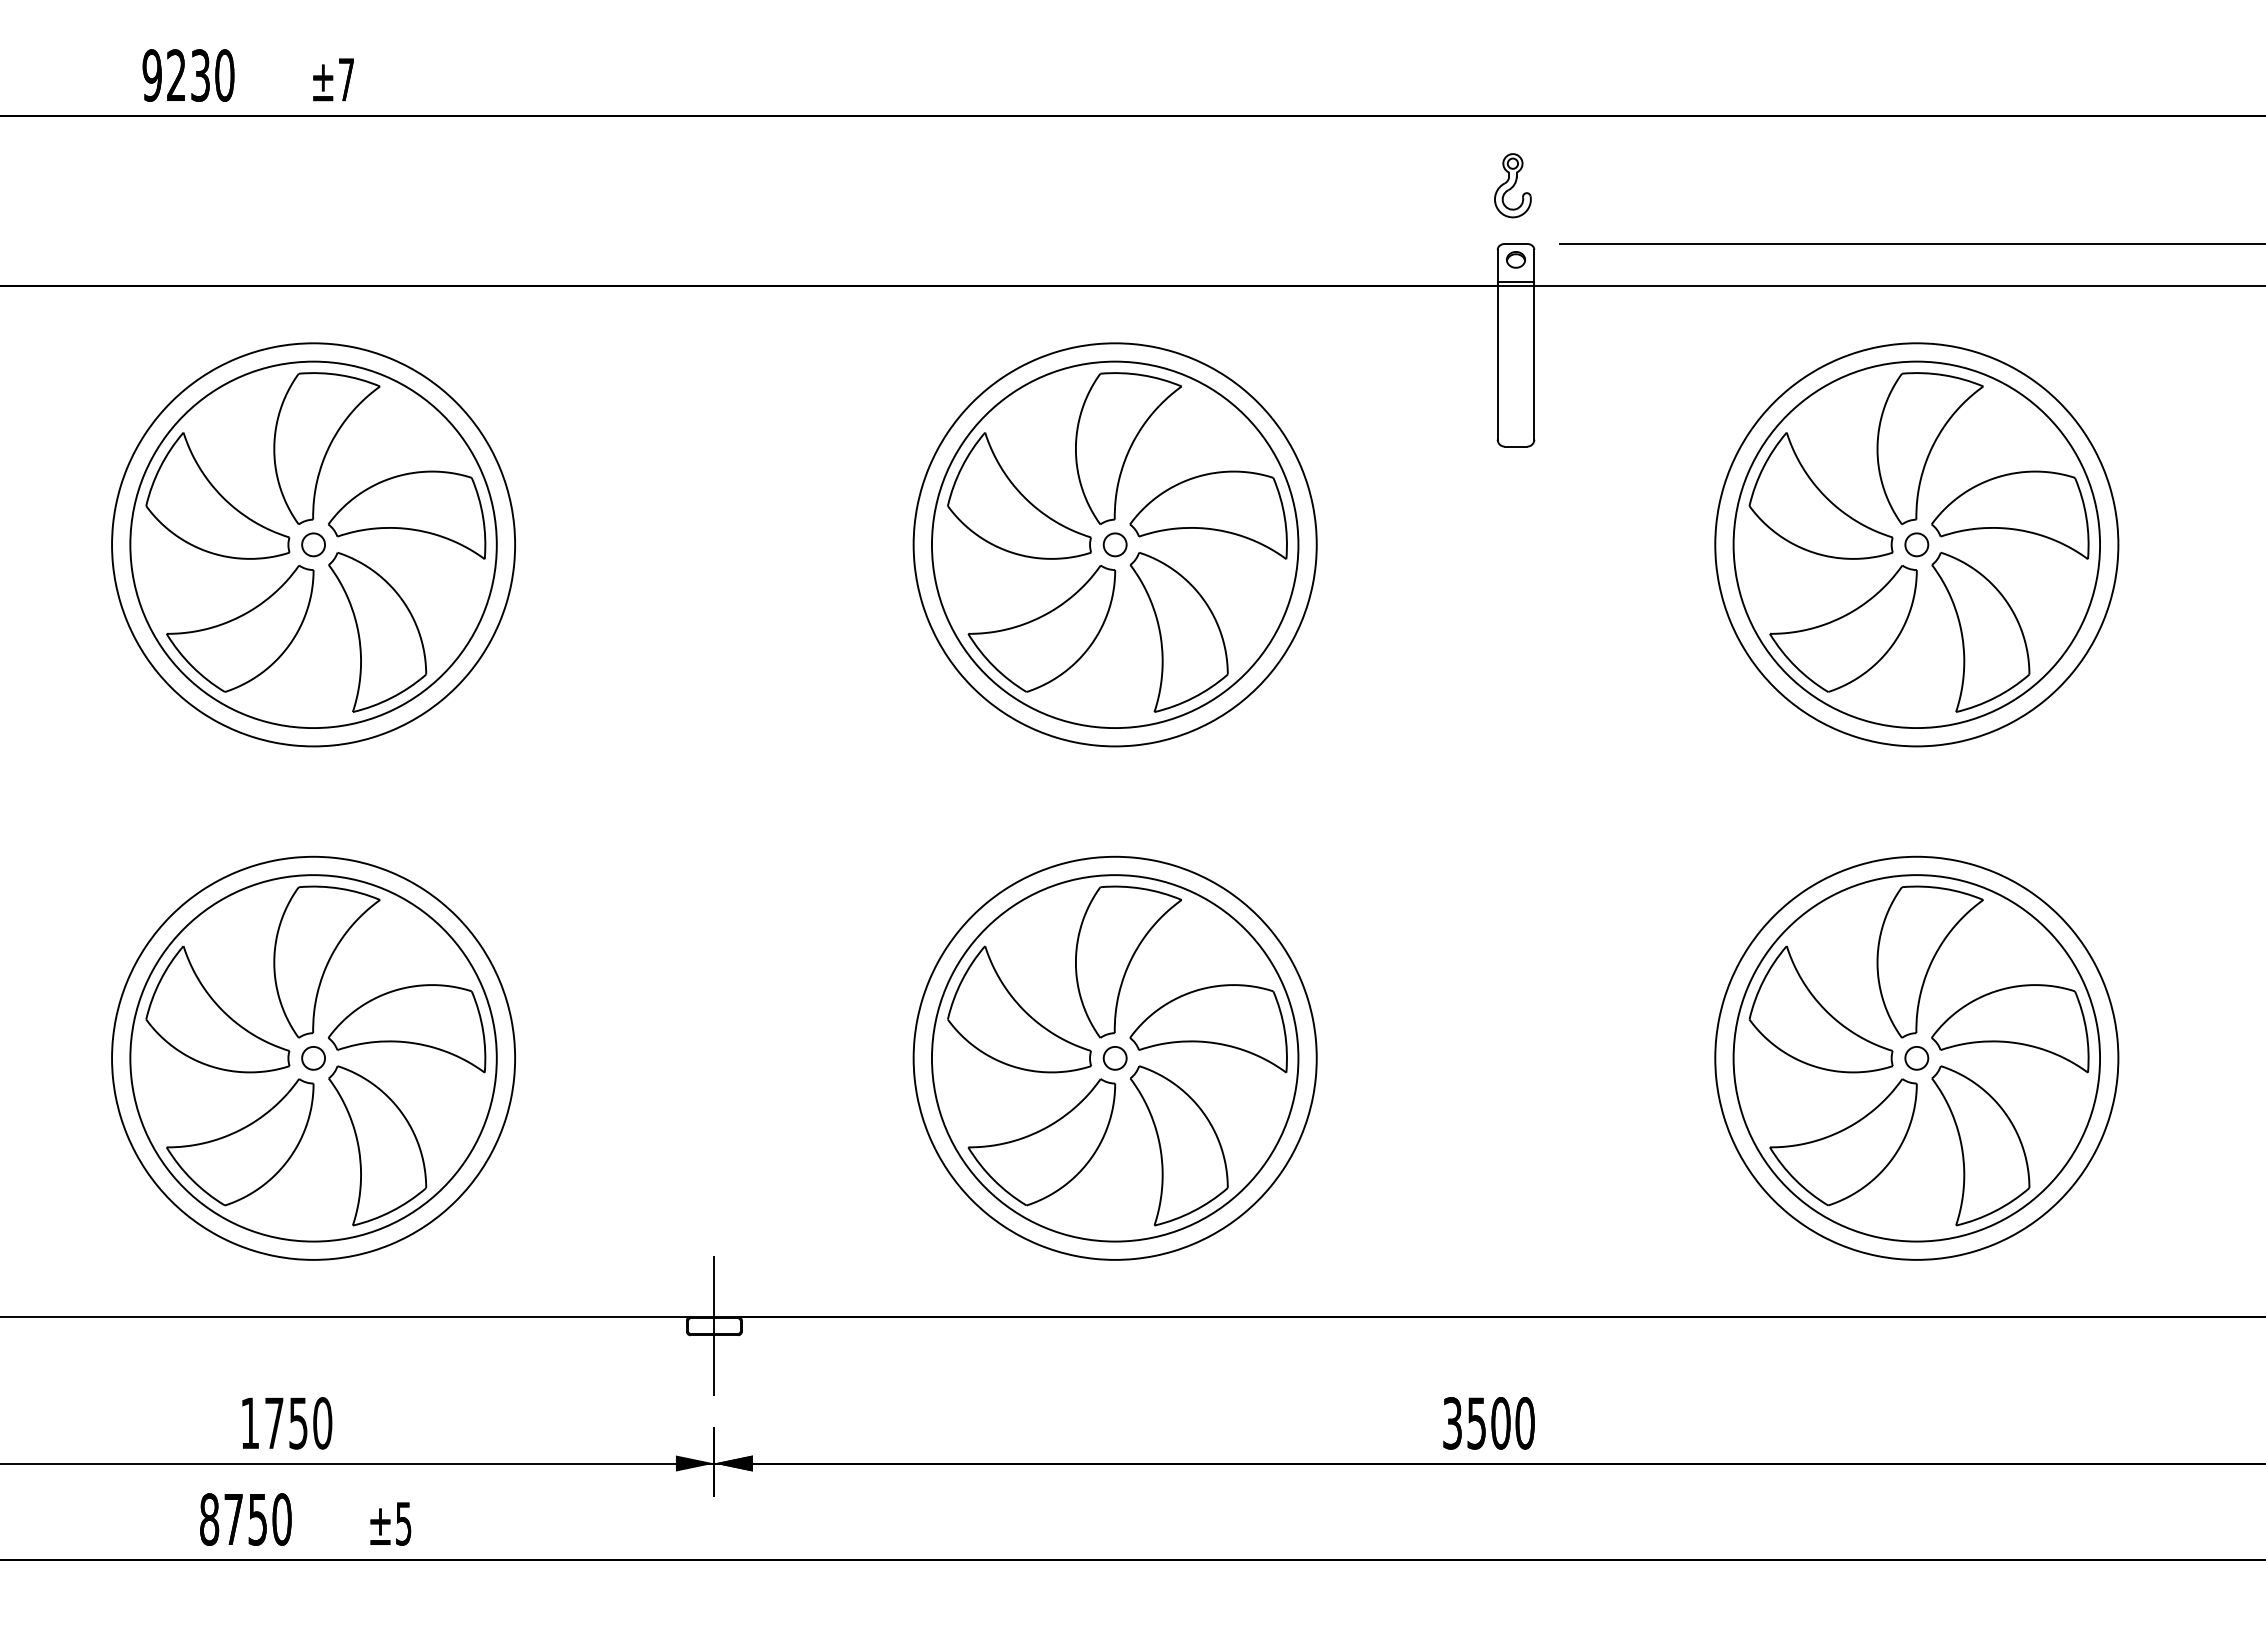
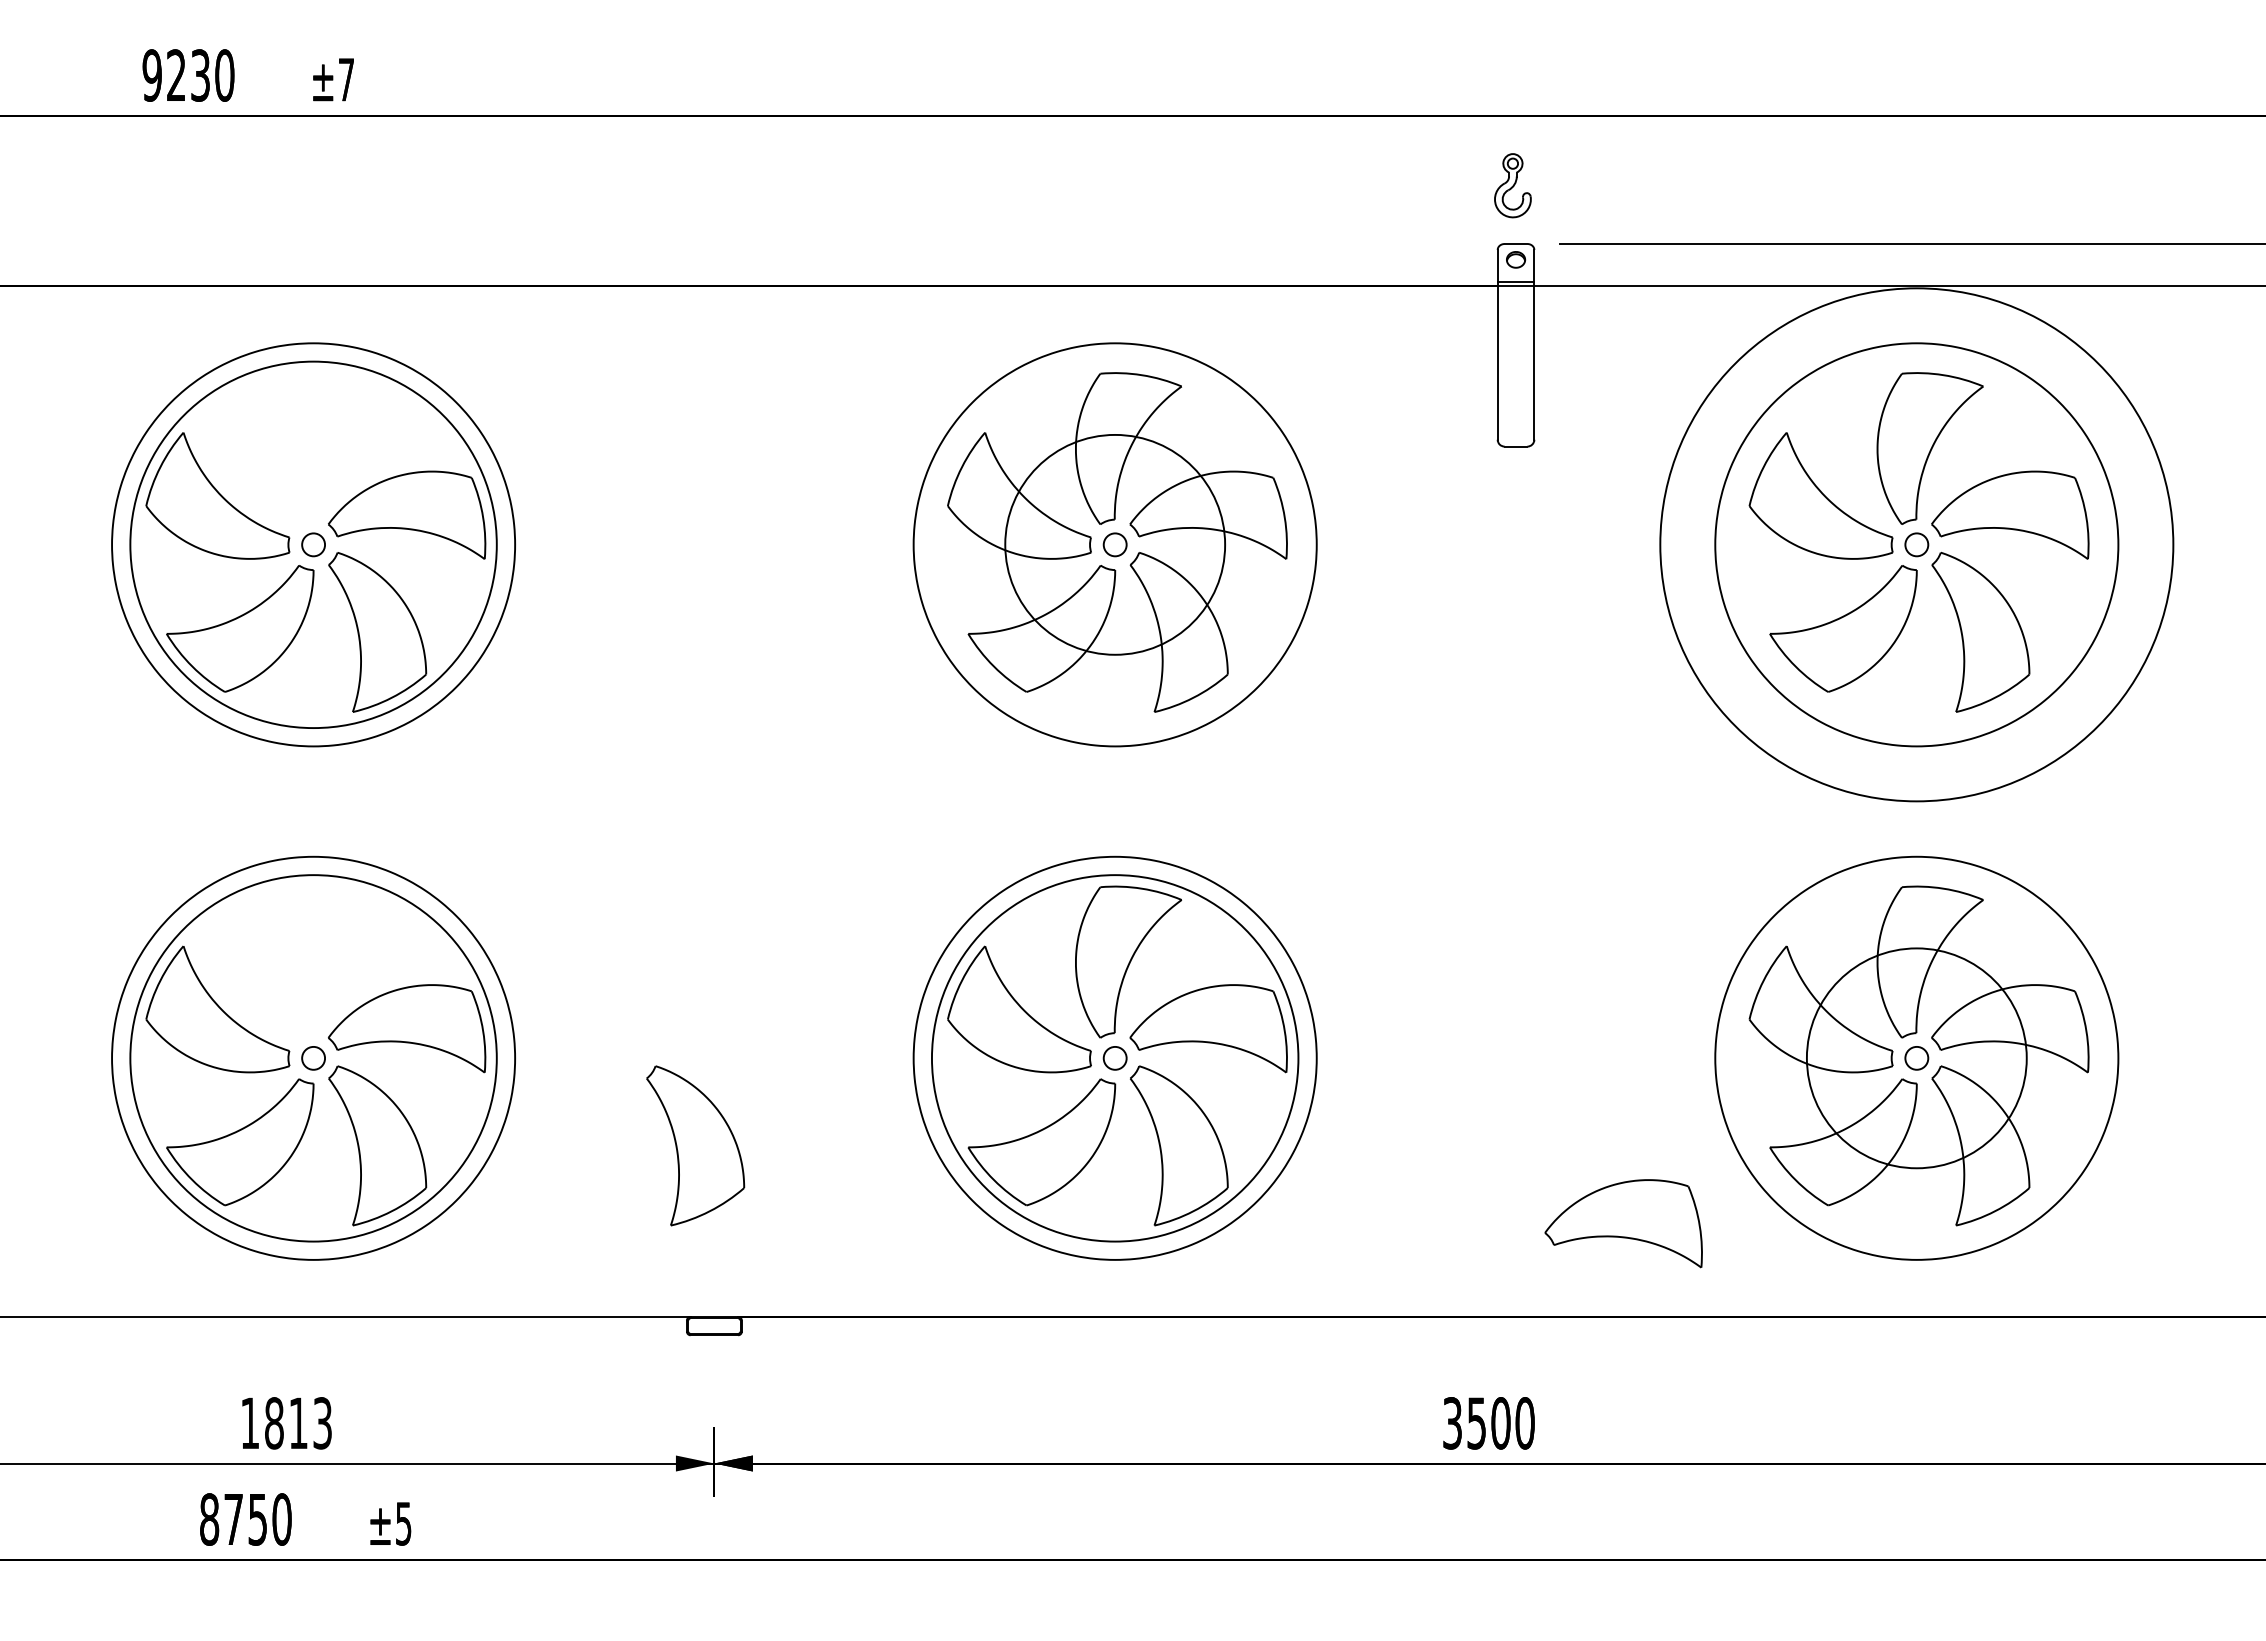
part: present -> none (326, 448)
circle diameter: 366 px -> 220 px (1115, 544)
circle diameter: 366 px -> 513 px (1916, 544)
part: present -> none (326, 961)
circle diameter: 366 px -> 220 px (1916, 1058)
part: none -> present (695, 1145)
part: none -> present (1623, 1223)
line: present -> none (714, 1325)
text: 1750 -> 1813 (298, 1423)
